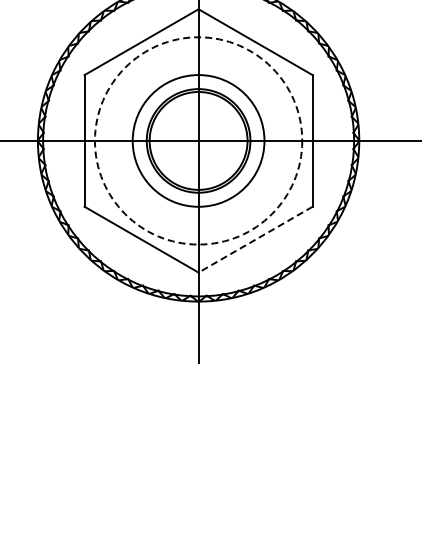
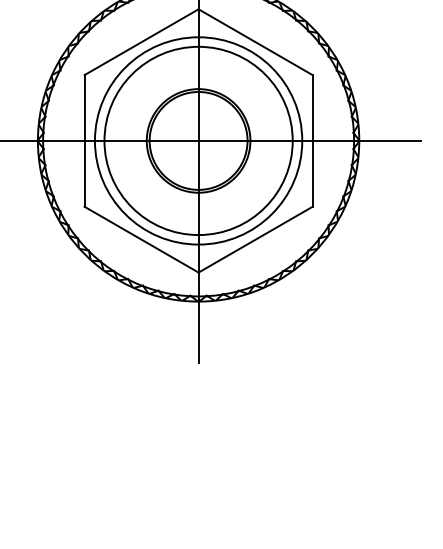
circle diameter: 132 px -> 188 px (198, 140)
circle: dashed -> solid (198, 140)
line: dashed -> solid (255, 239)
